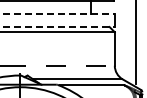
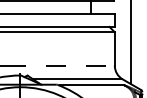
line: dashed -> solid (57, 13)
line: dashed -> solid (57, 27)
line position: (136, 43) -> (131, 43) (131, 43)
